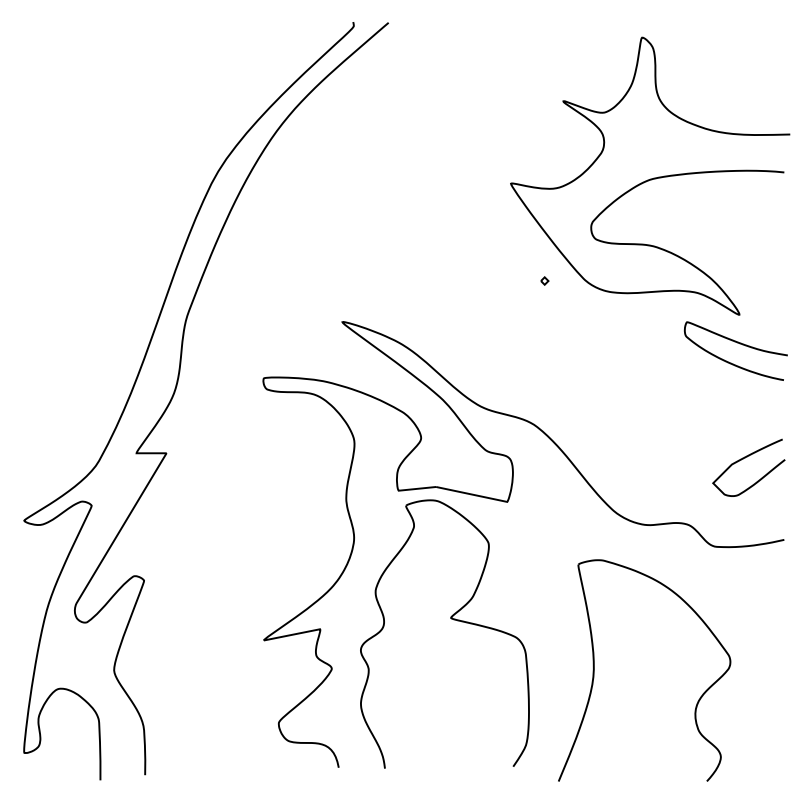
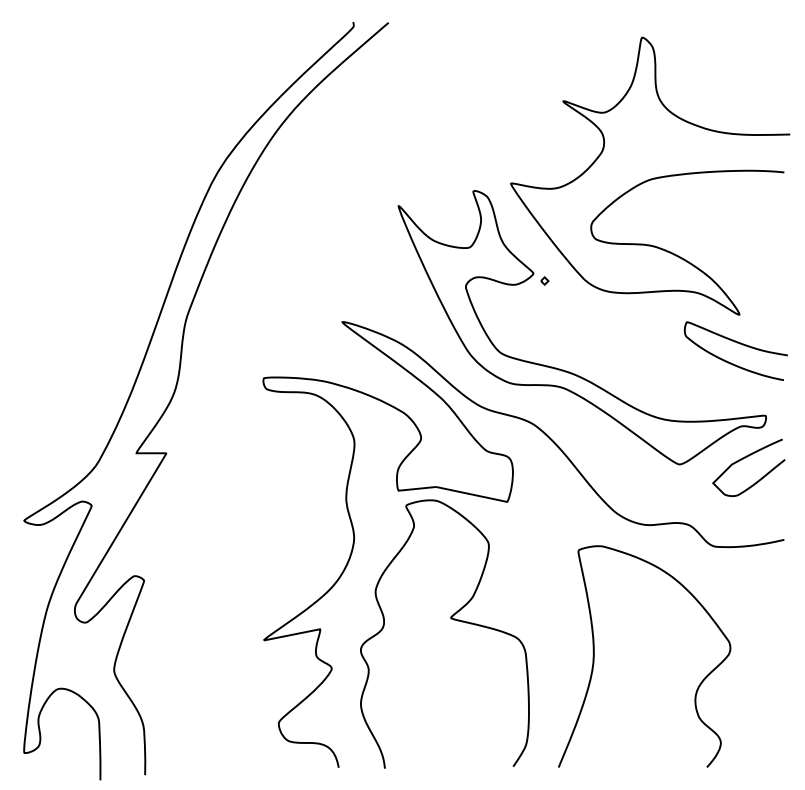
part: none -> present (566, 370)
part position: (594, 670) -> (594, 656) (594, 656)
